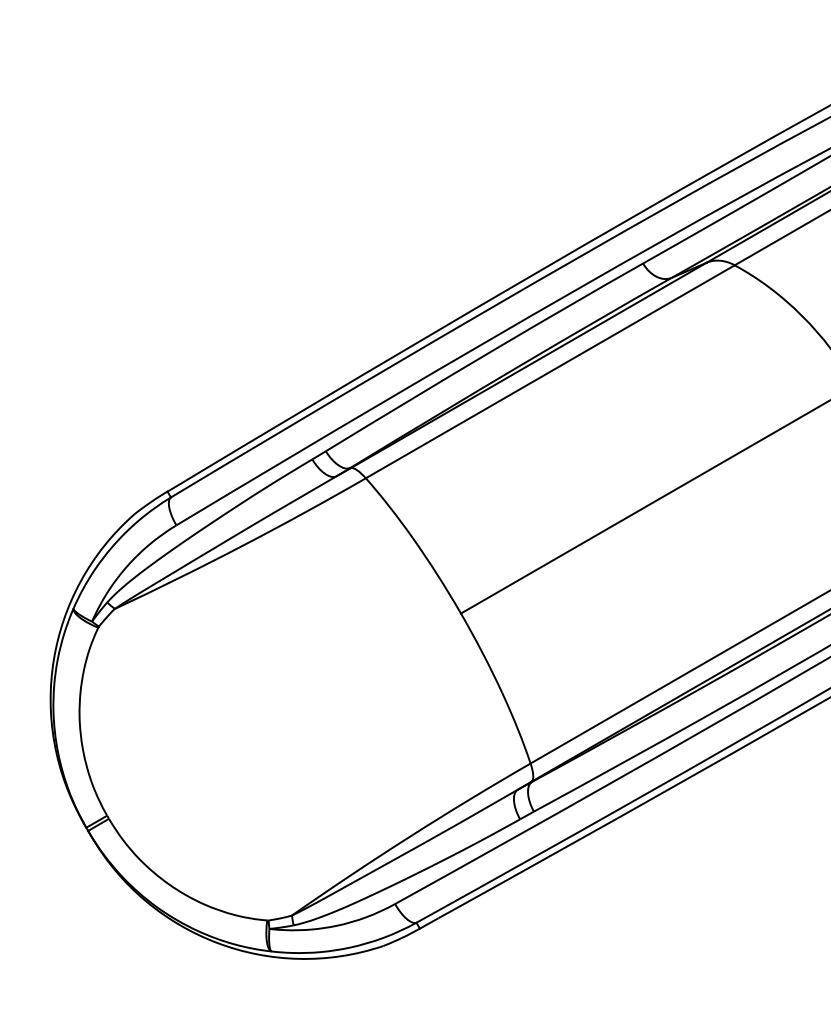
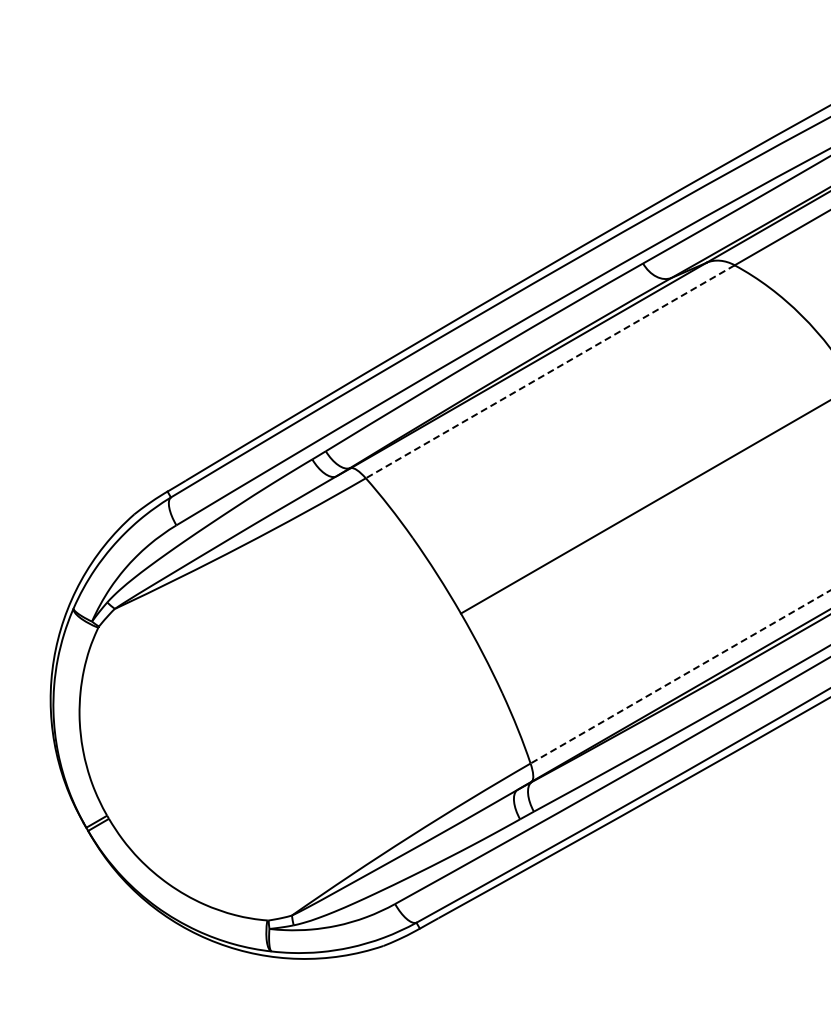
line: solid -> dashed (550, 371)
line: solid -> dashed (680, 677)
